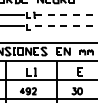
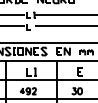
line: dashed -> solid (66, 14)
line: dashed -> solid (66, 26)
